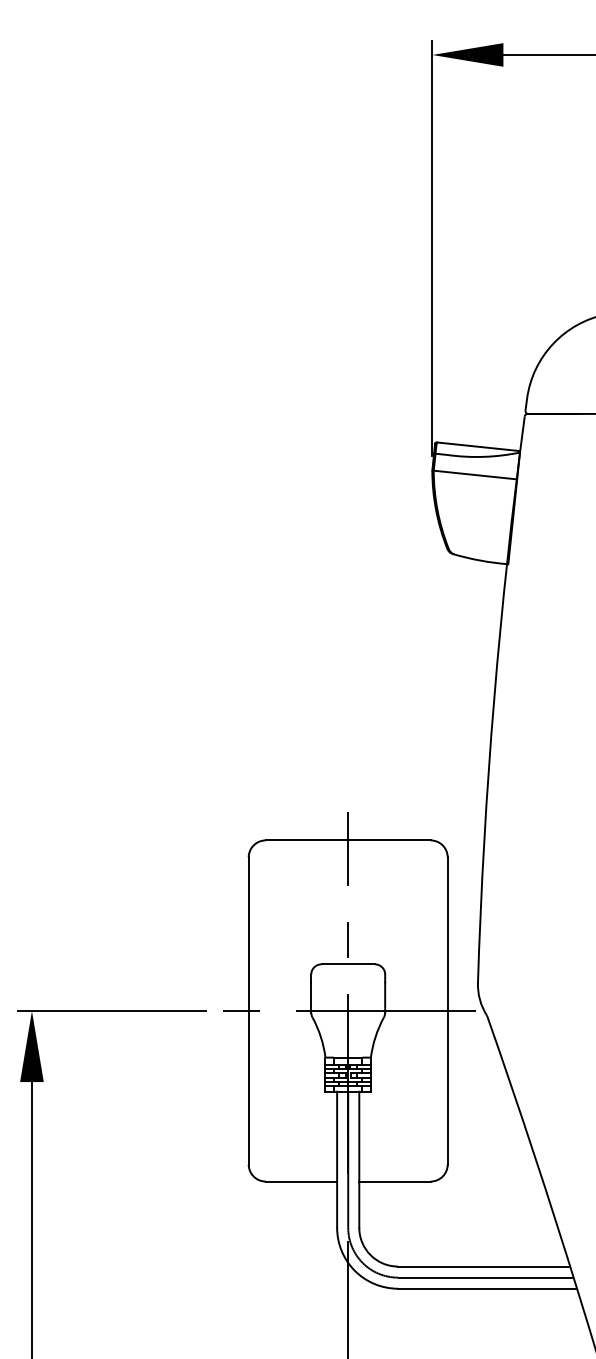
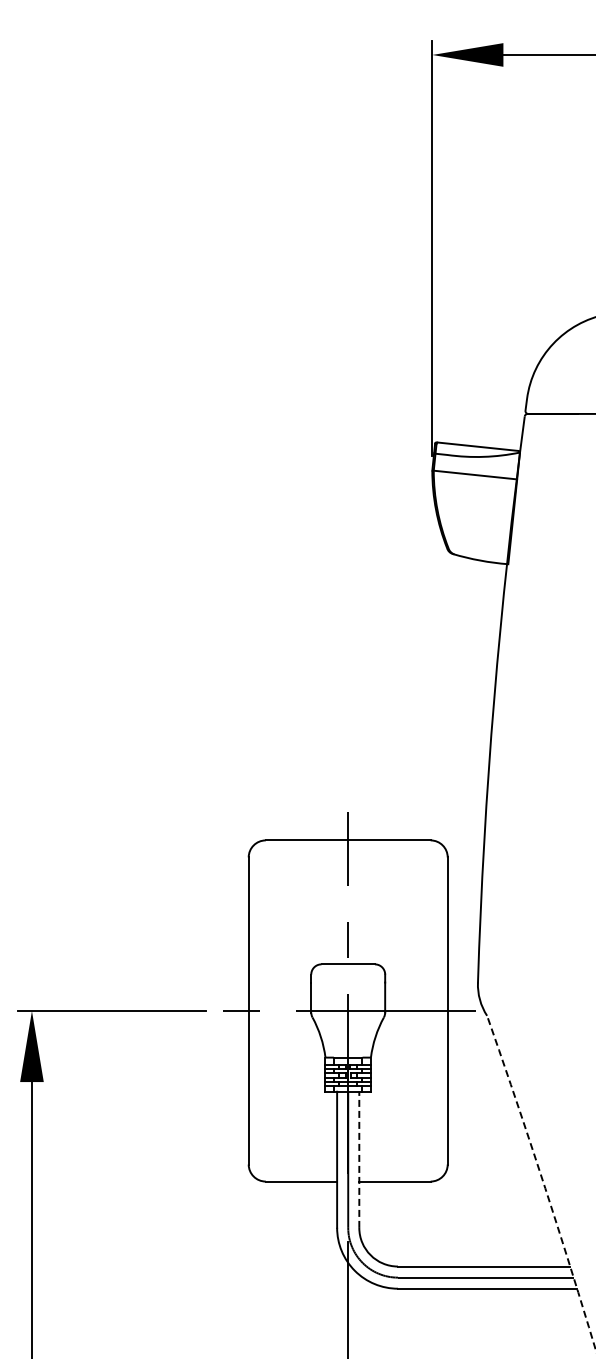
line: solid -> dashed (359, 1159)
arc: solid -> dashed (543, 1182)
